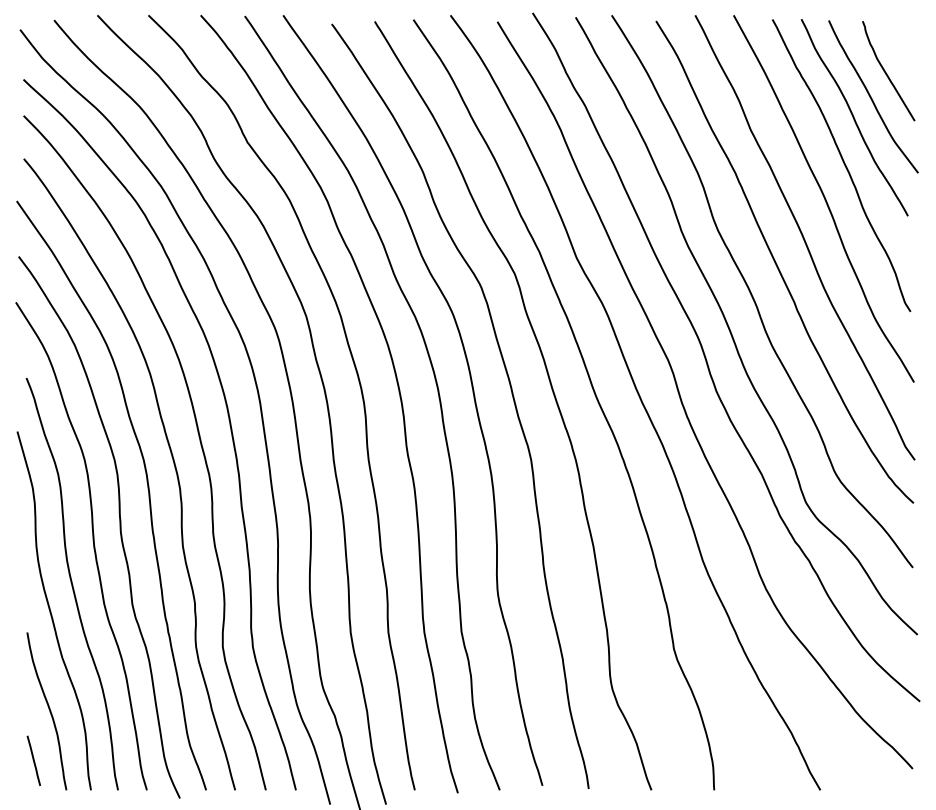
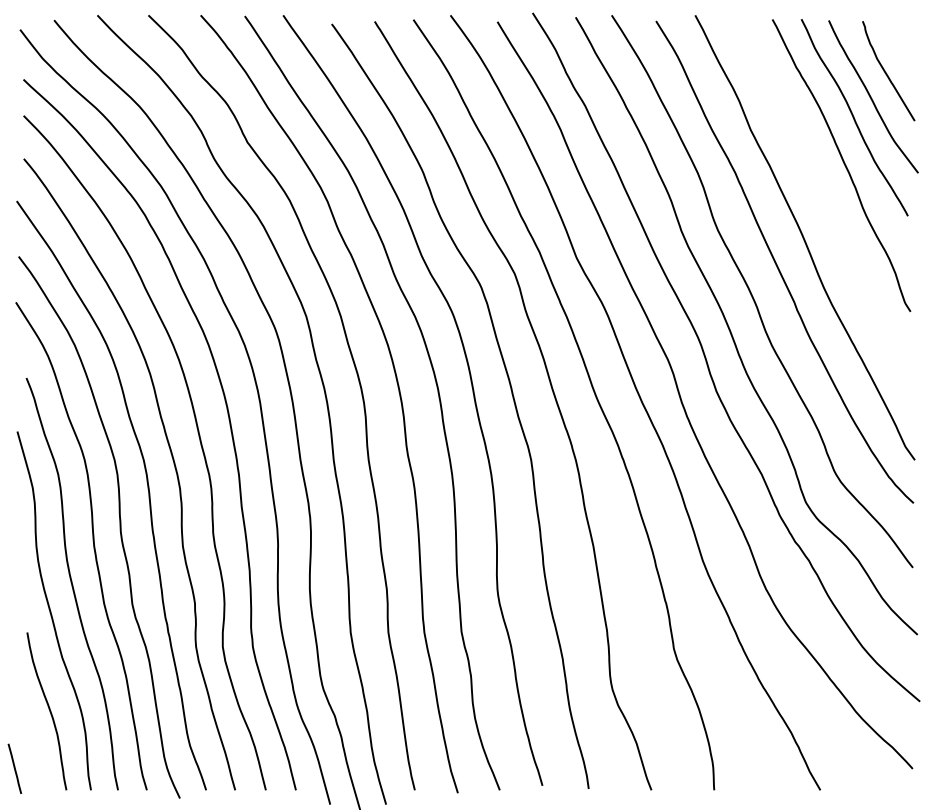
curve: present -> none (823, 197)
line position: (33, 760) -> (14, 768) (14, 768)
